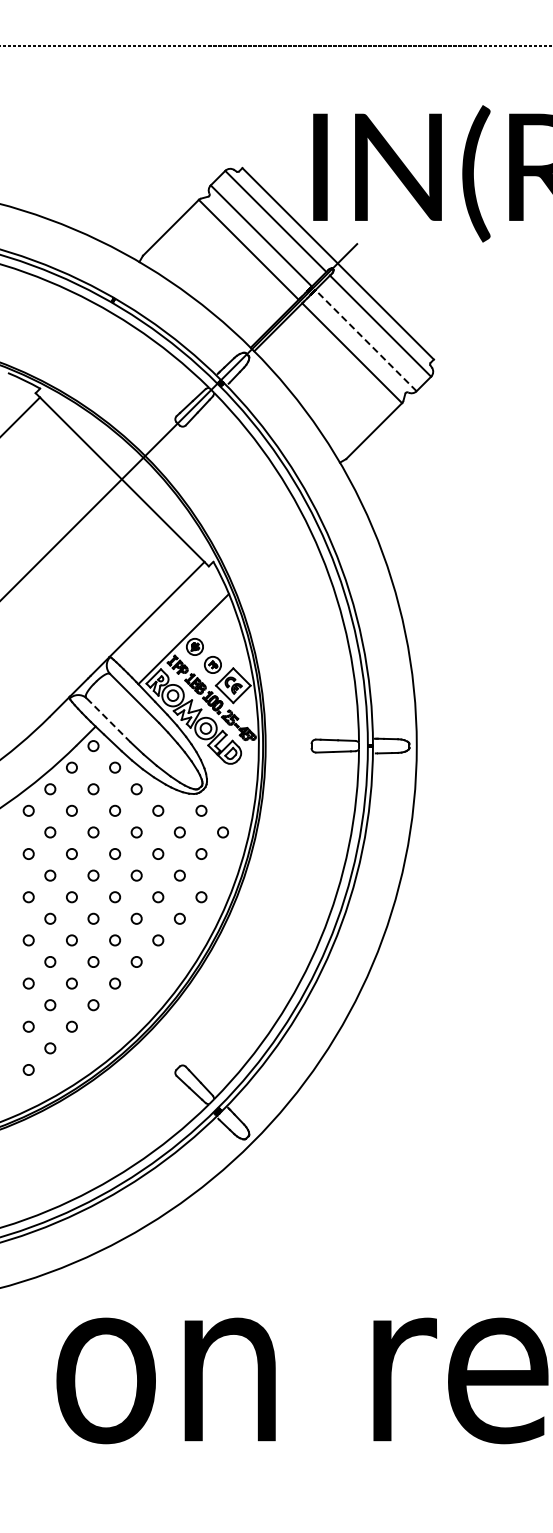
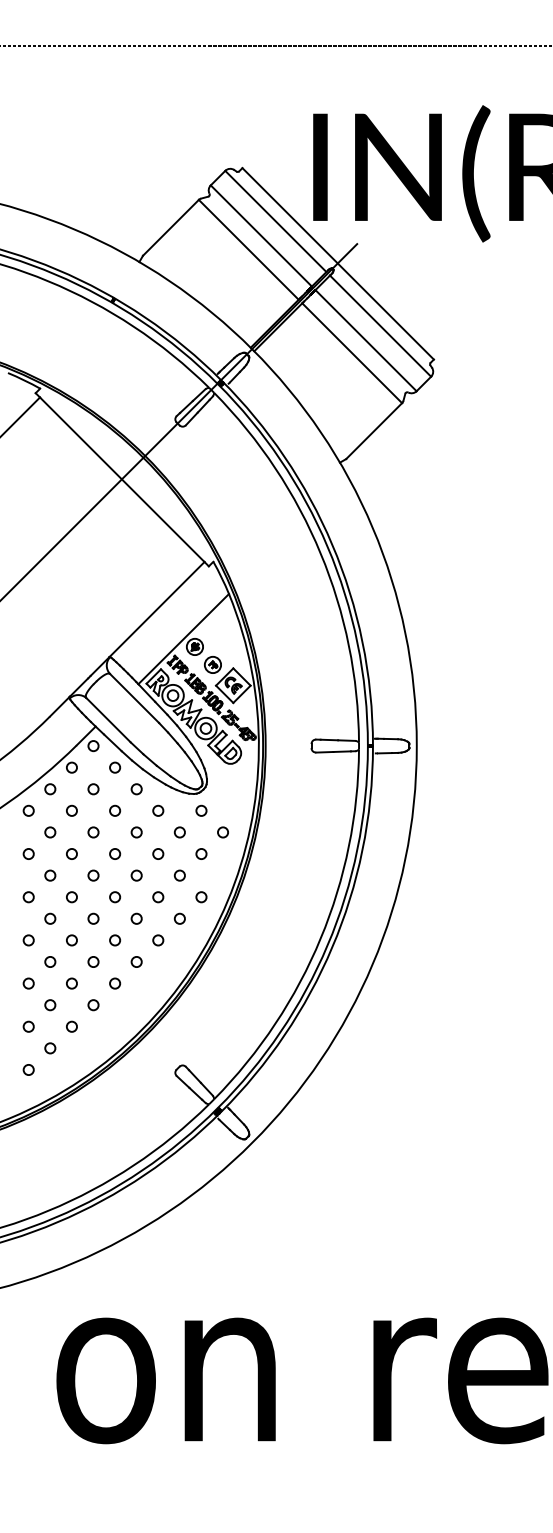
line: dashed -> solid (366, 340)
line: dashed -> solid (108, 719)
